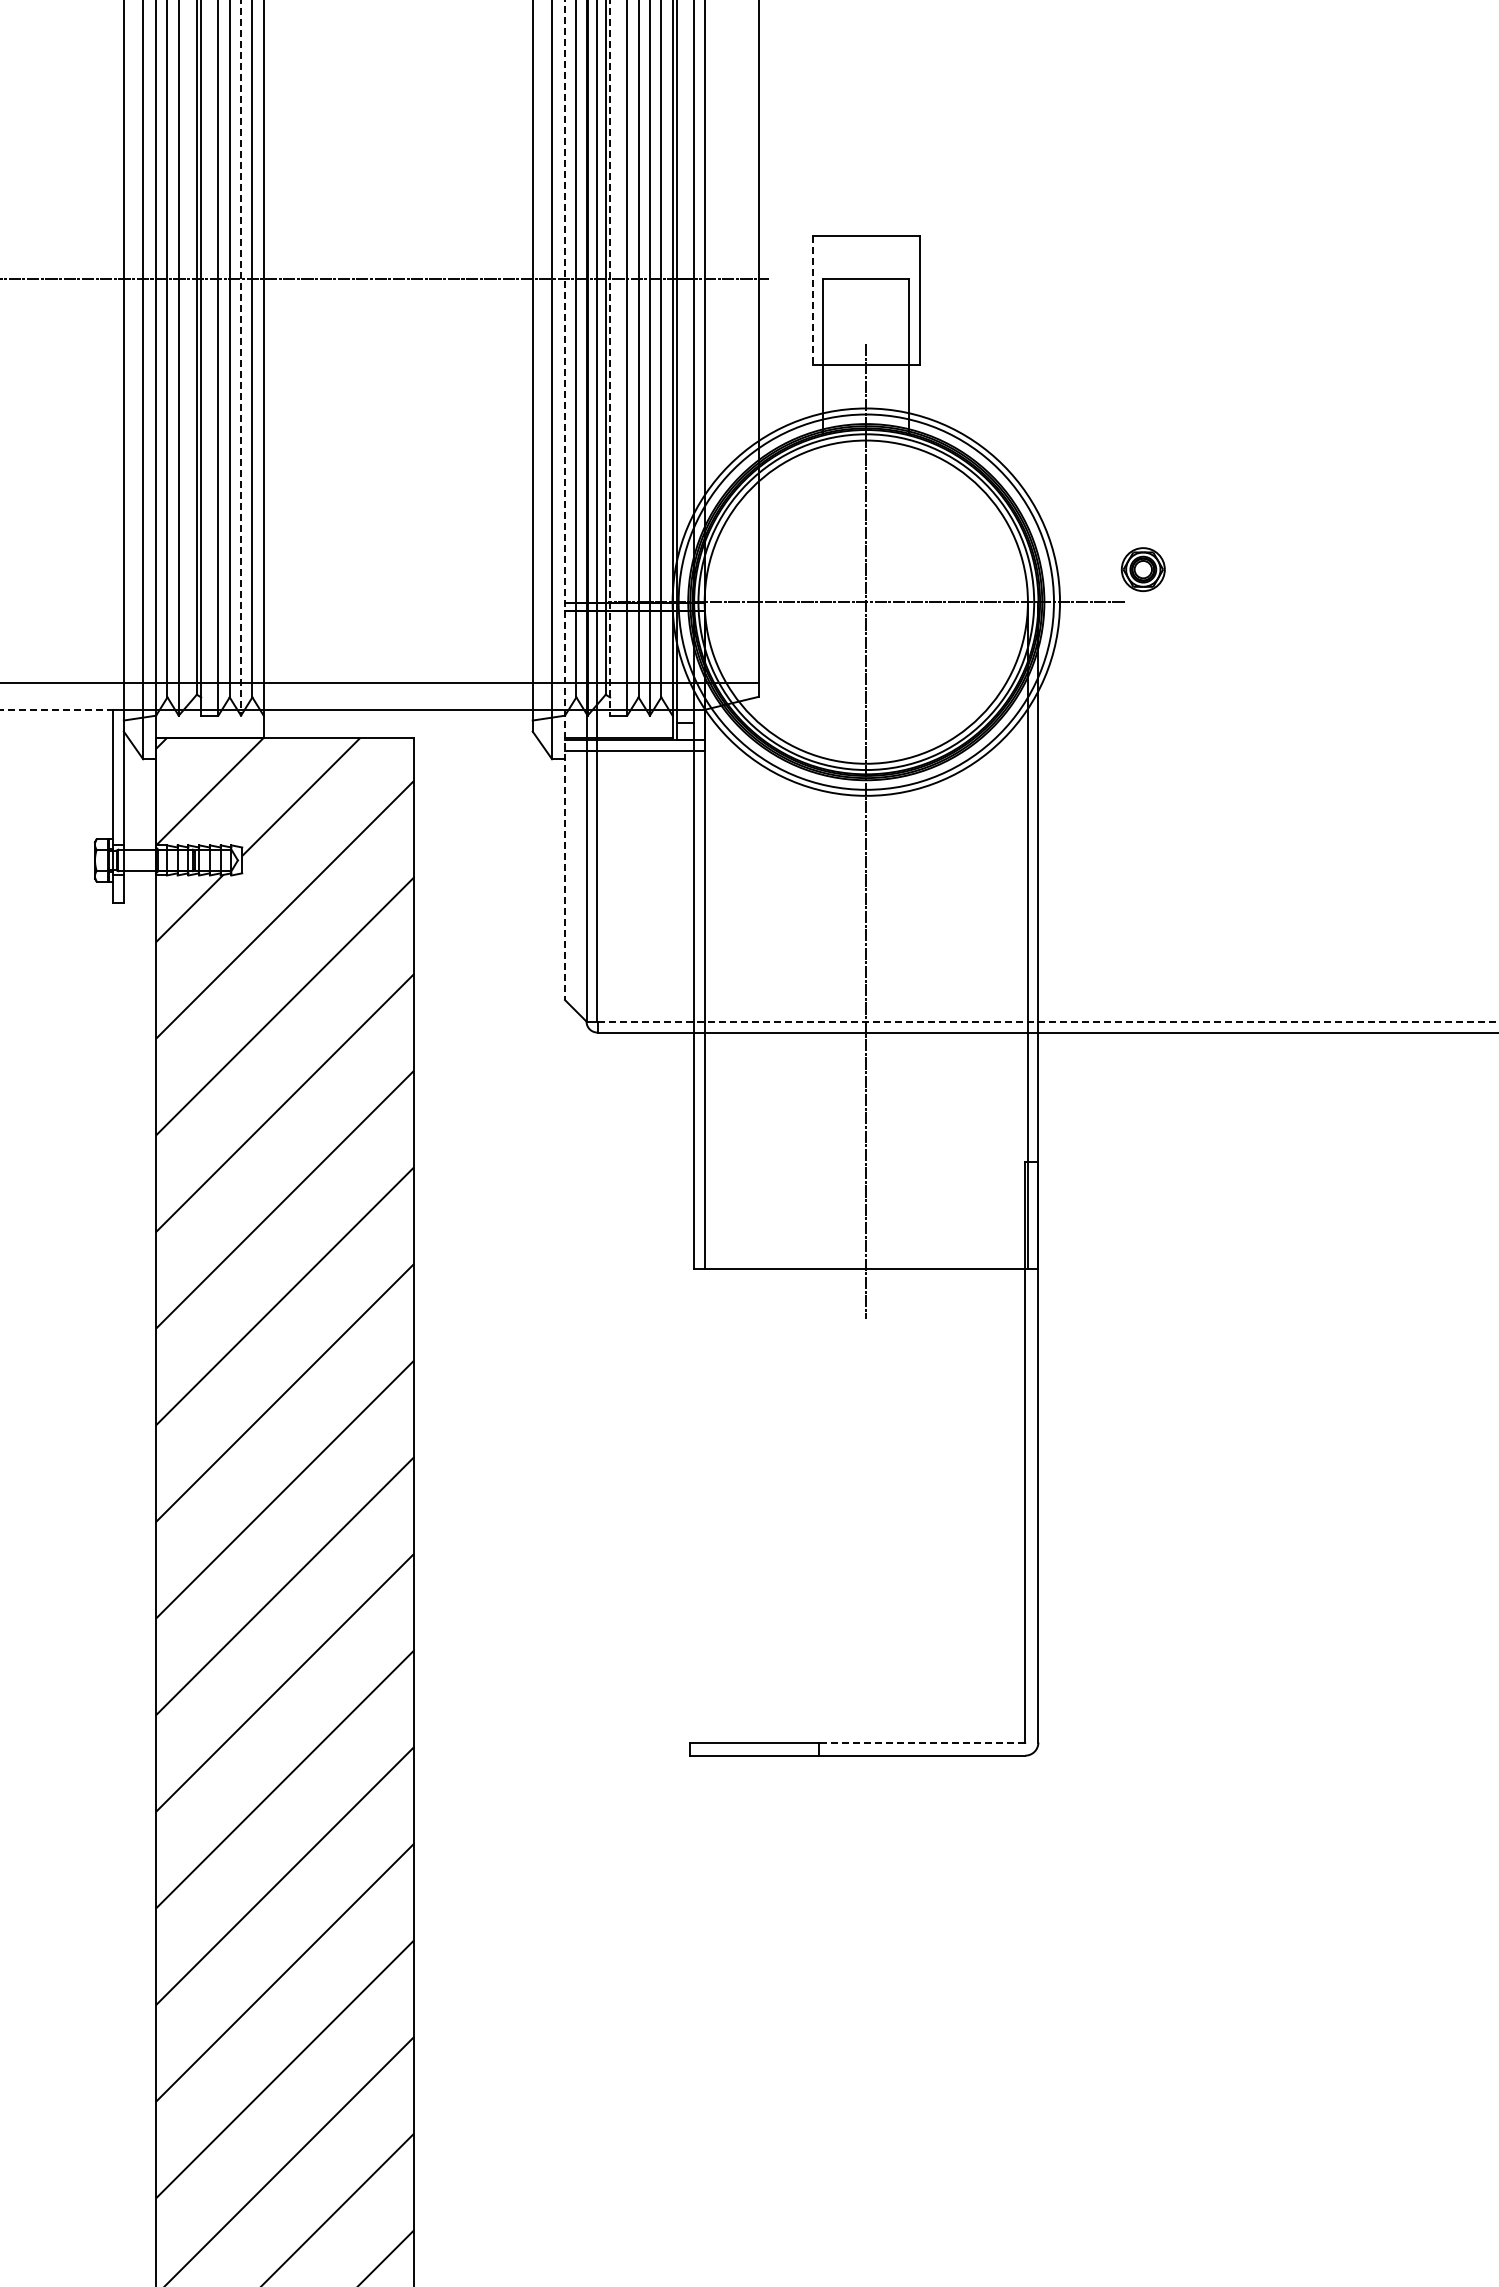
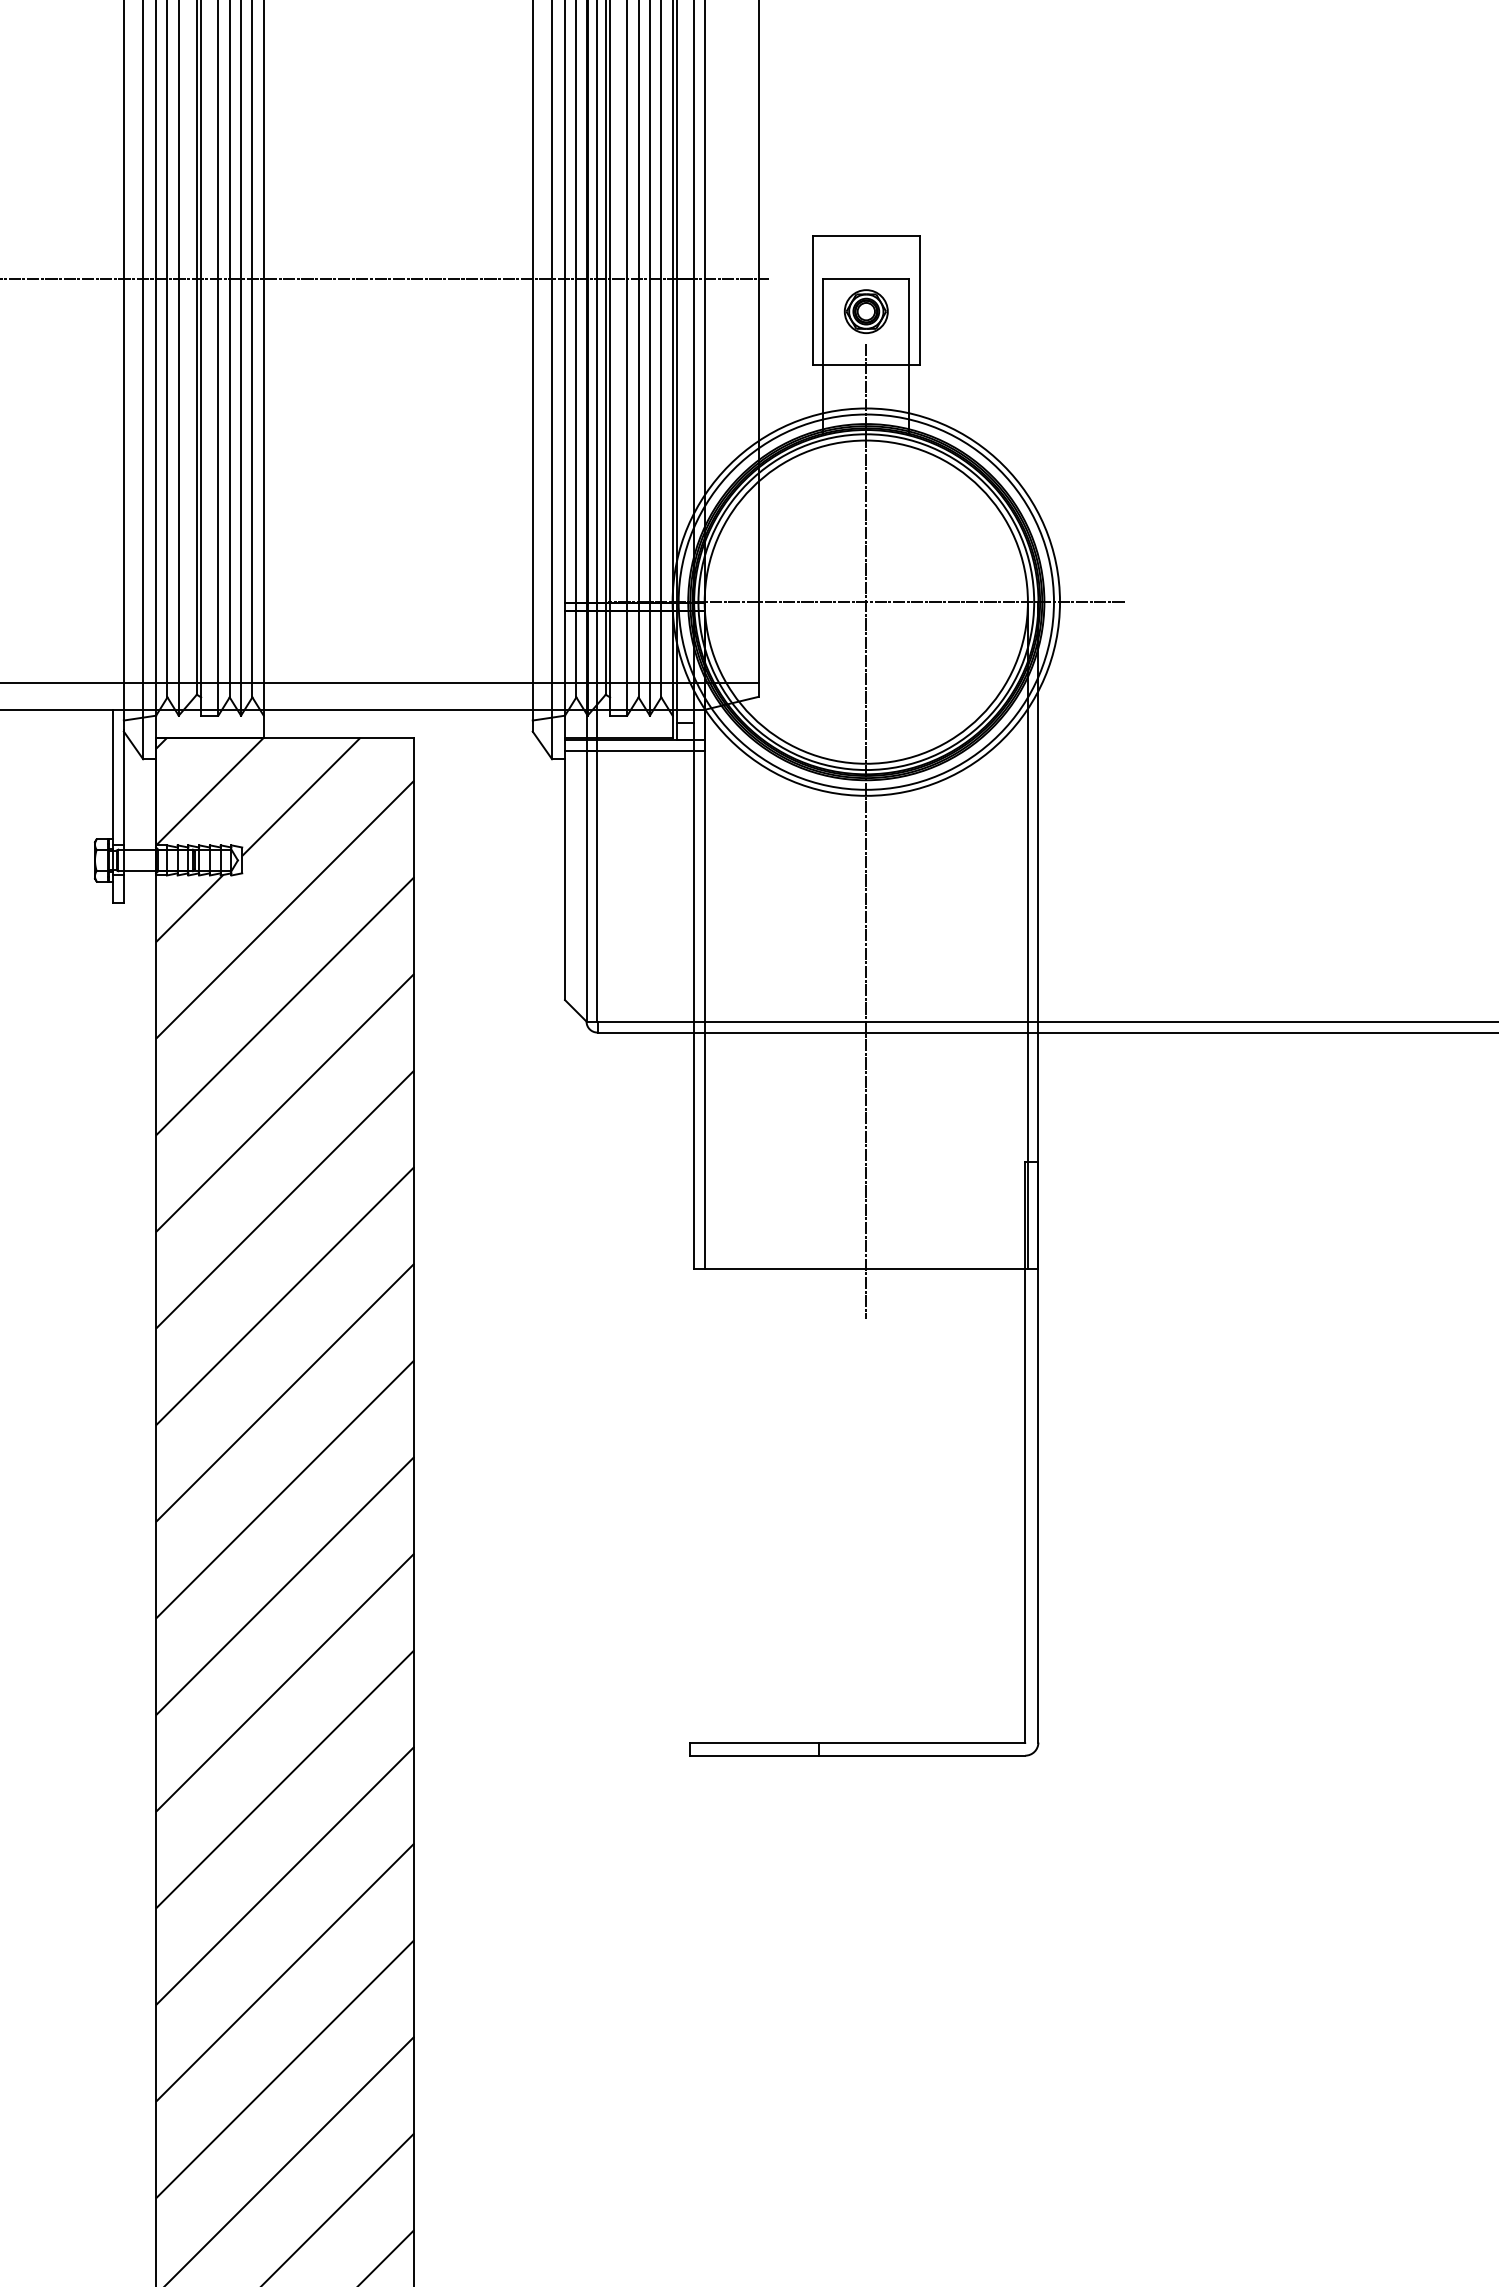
line: dashed -> solid (812, 300)
line: dashed -> solid (241, 358)
line: dashed -> solid (610, 358)
line: dashed -> solid (565, 500)
part position: (1142, 569) -> (865, 311) (865, 311)
line: dashed -> solid (57, 709)
line: dashed -> solid (1048, 1021)
line: dashed -> solid (921, 1742)
